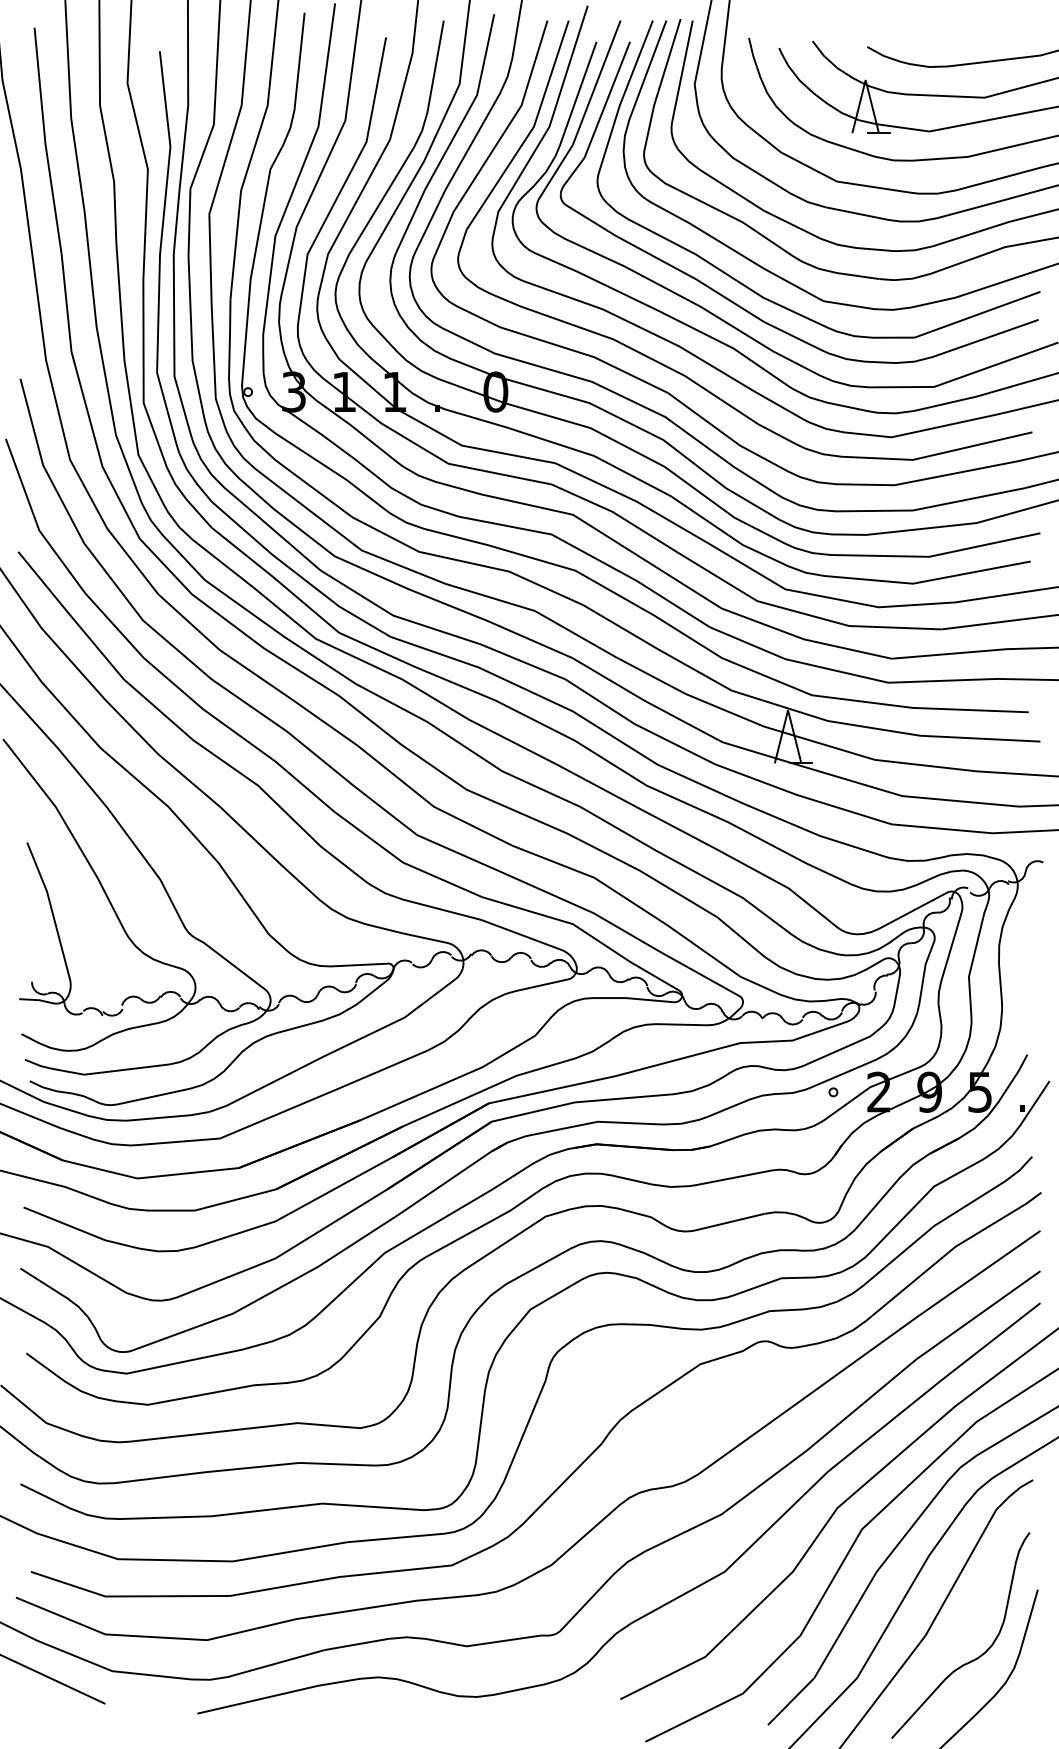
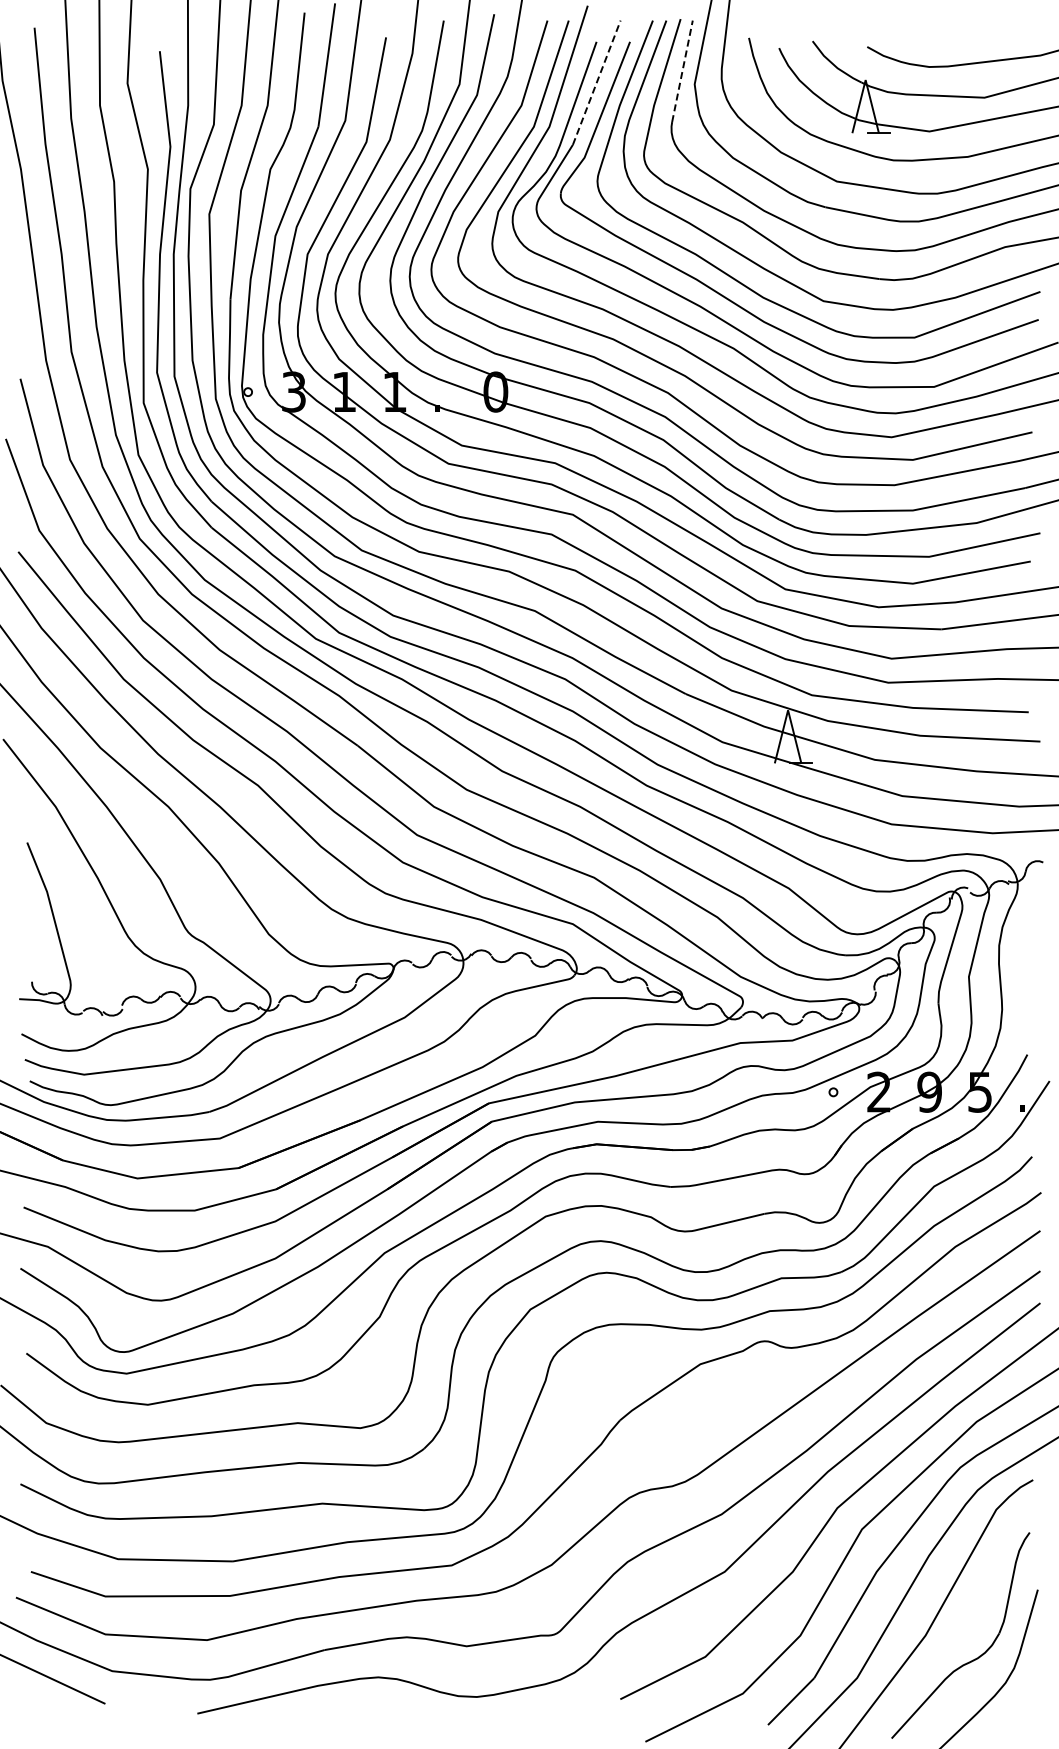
line: solid -> dashed (682, 71)
line: solid -> dashed (596, 82)
